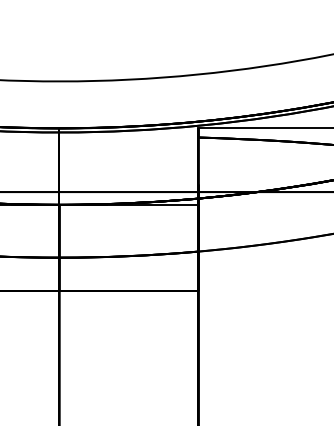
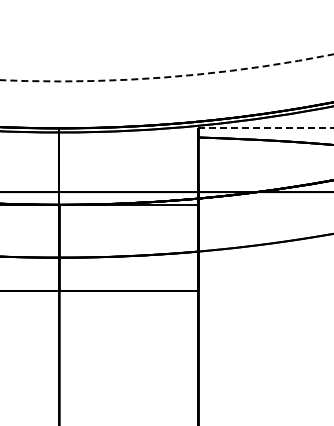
arc: solid -> dashed (168, 77)
line: solid -> dashed (266, 128)
